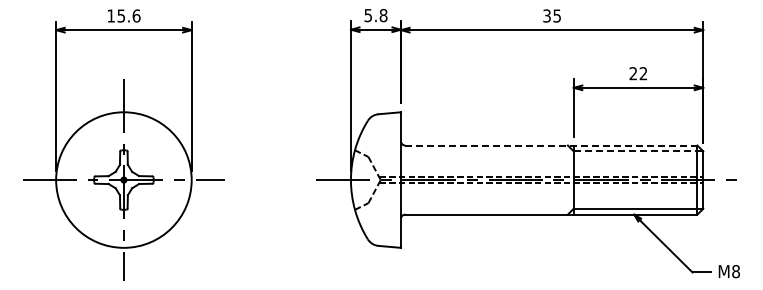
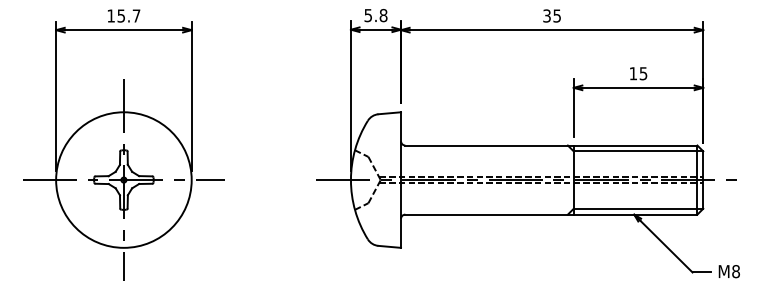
text: 15.6 -> 15.7 (136, 15)
text: 22 -> 15 (638, 73)
line: dashed -> solid (551, 145)
line: dashed -> solid (638, 151)
